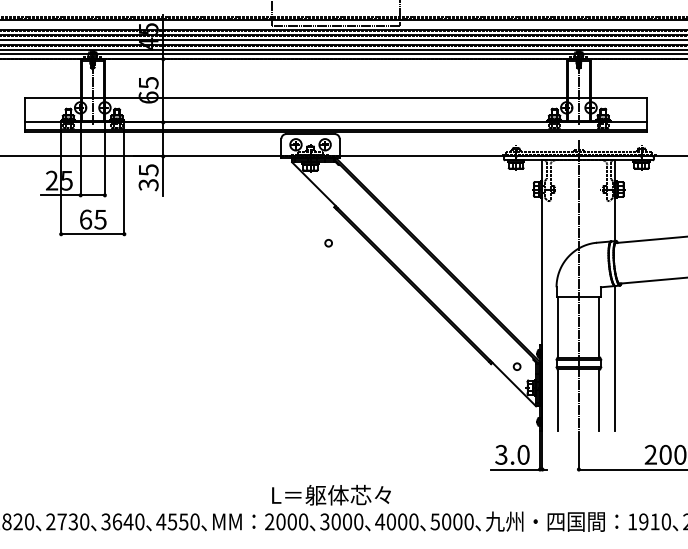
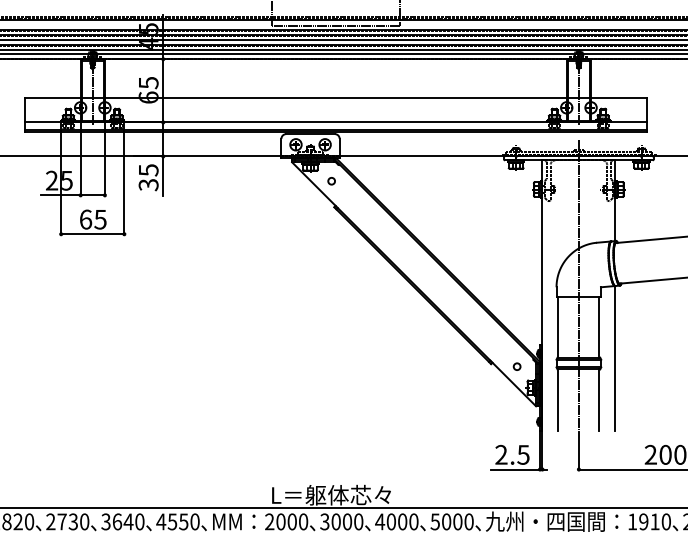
circle position: (328, 243) -> (331, 181) (331, 181)
text: 3.0 -> 2.5 (512, 454)
line: none -> present (343, 508)
